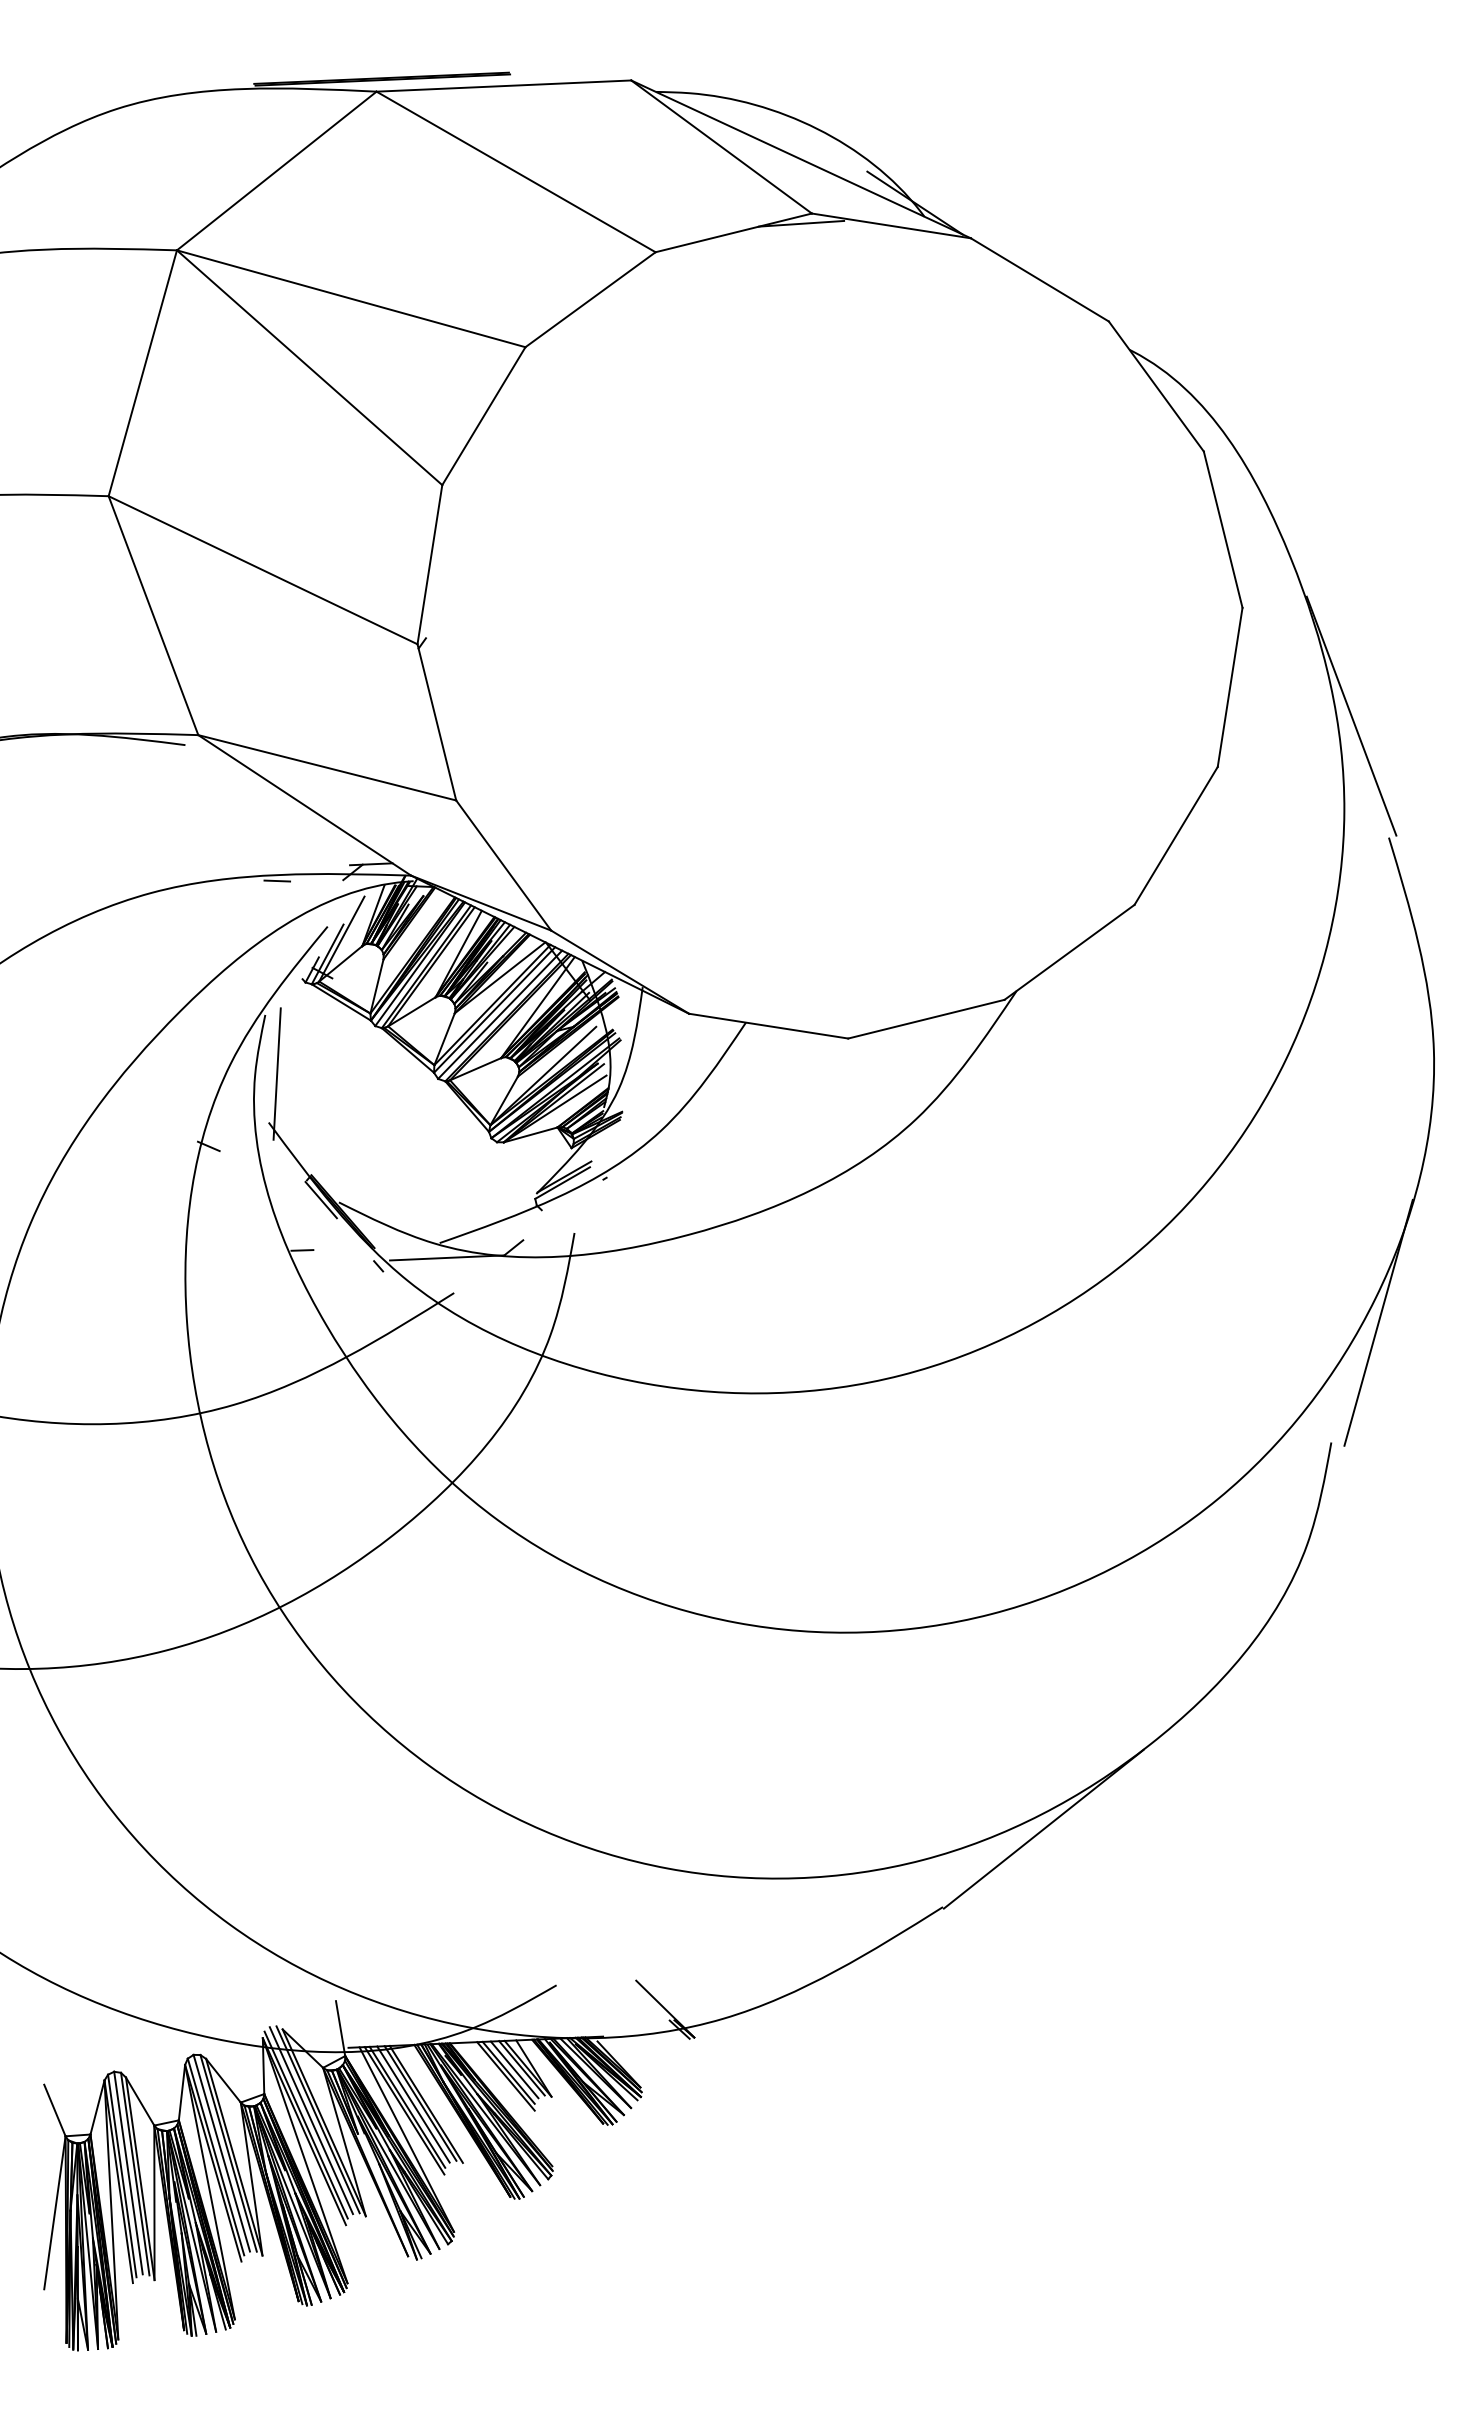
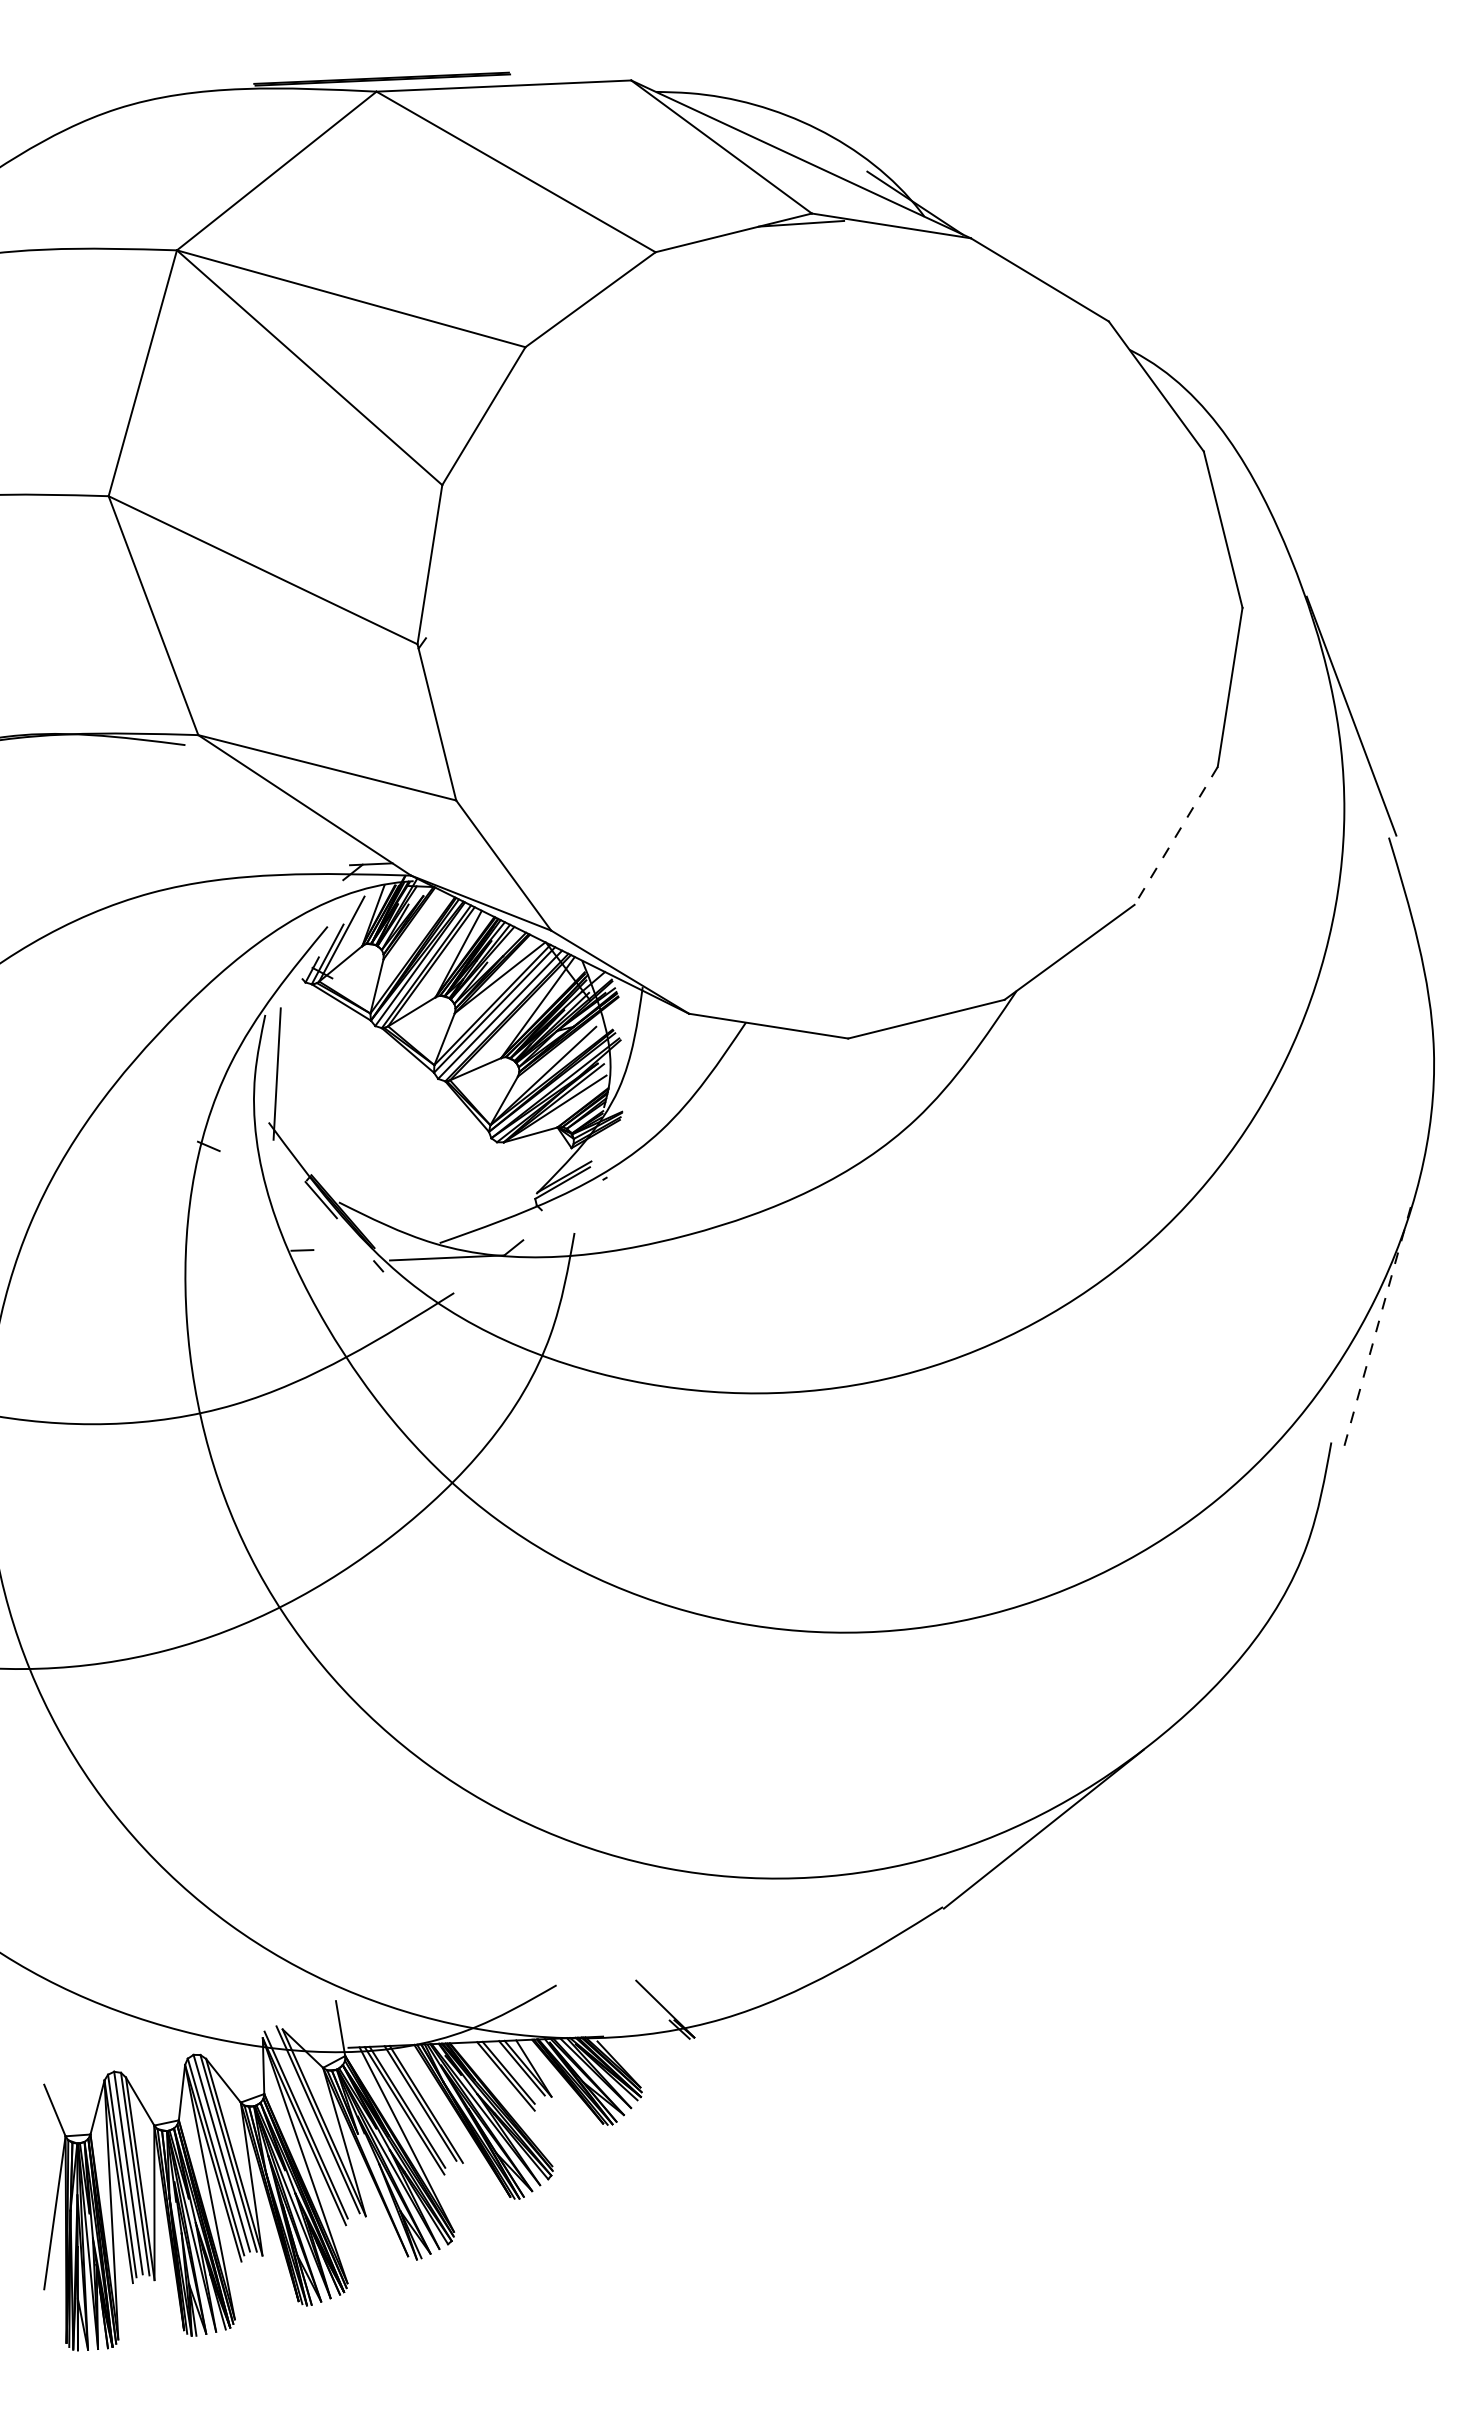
line: solid -> dashed (1176, 835)
line: present -> none (277, 880)
line: solid -> dashed (1378, 1322)
line: present -> none (514, 2069)
line: present -> none (413, 2104)
line: present -> none (310, 2120)
